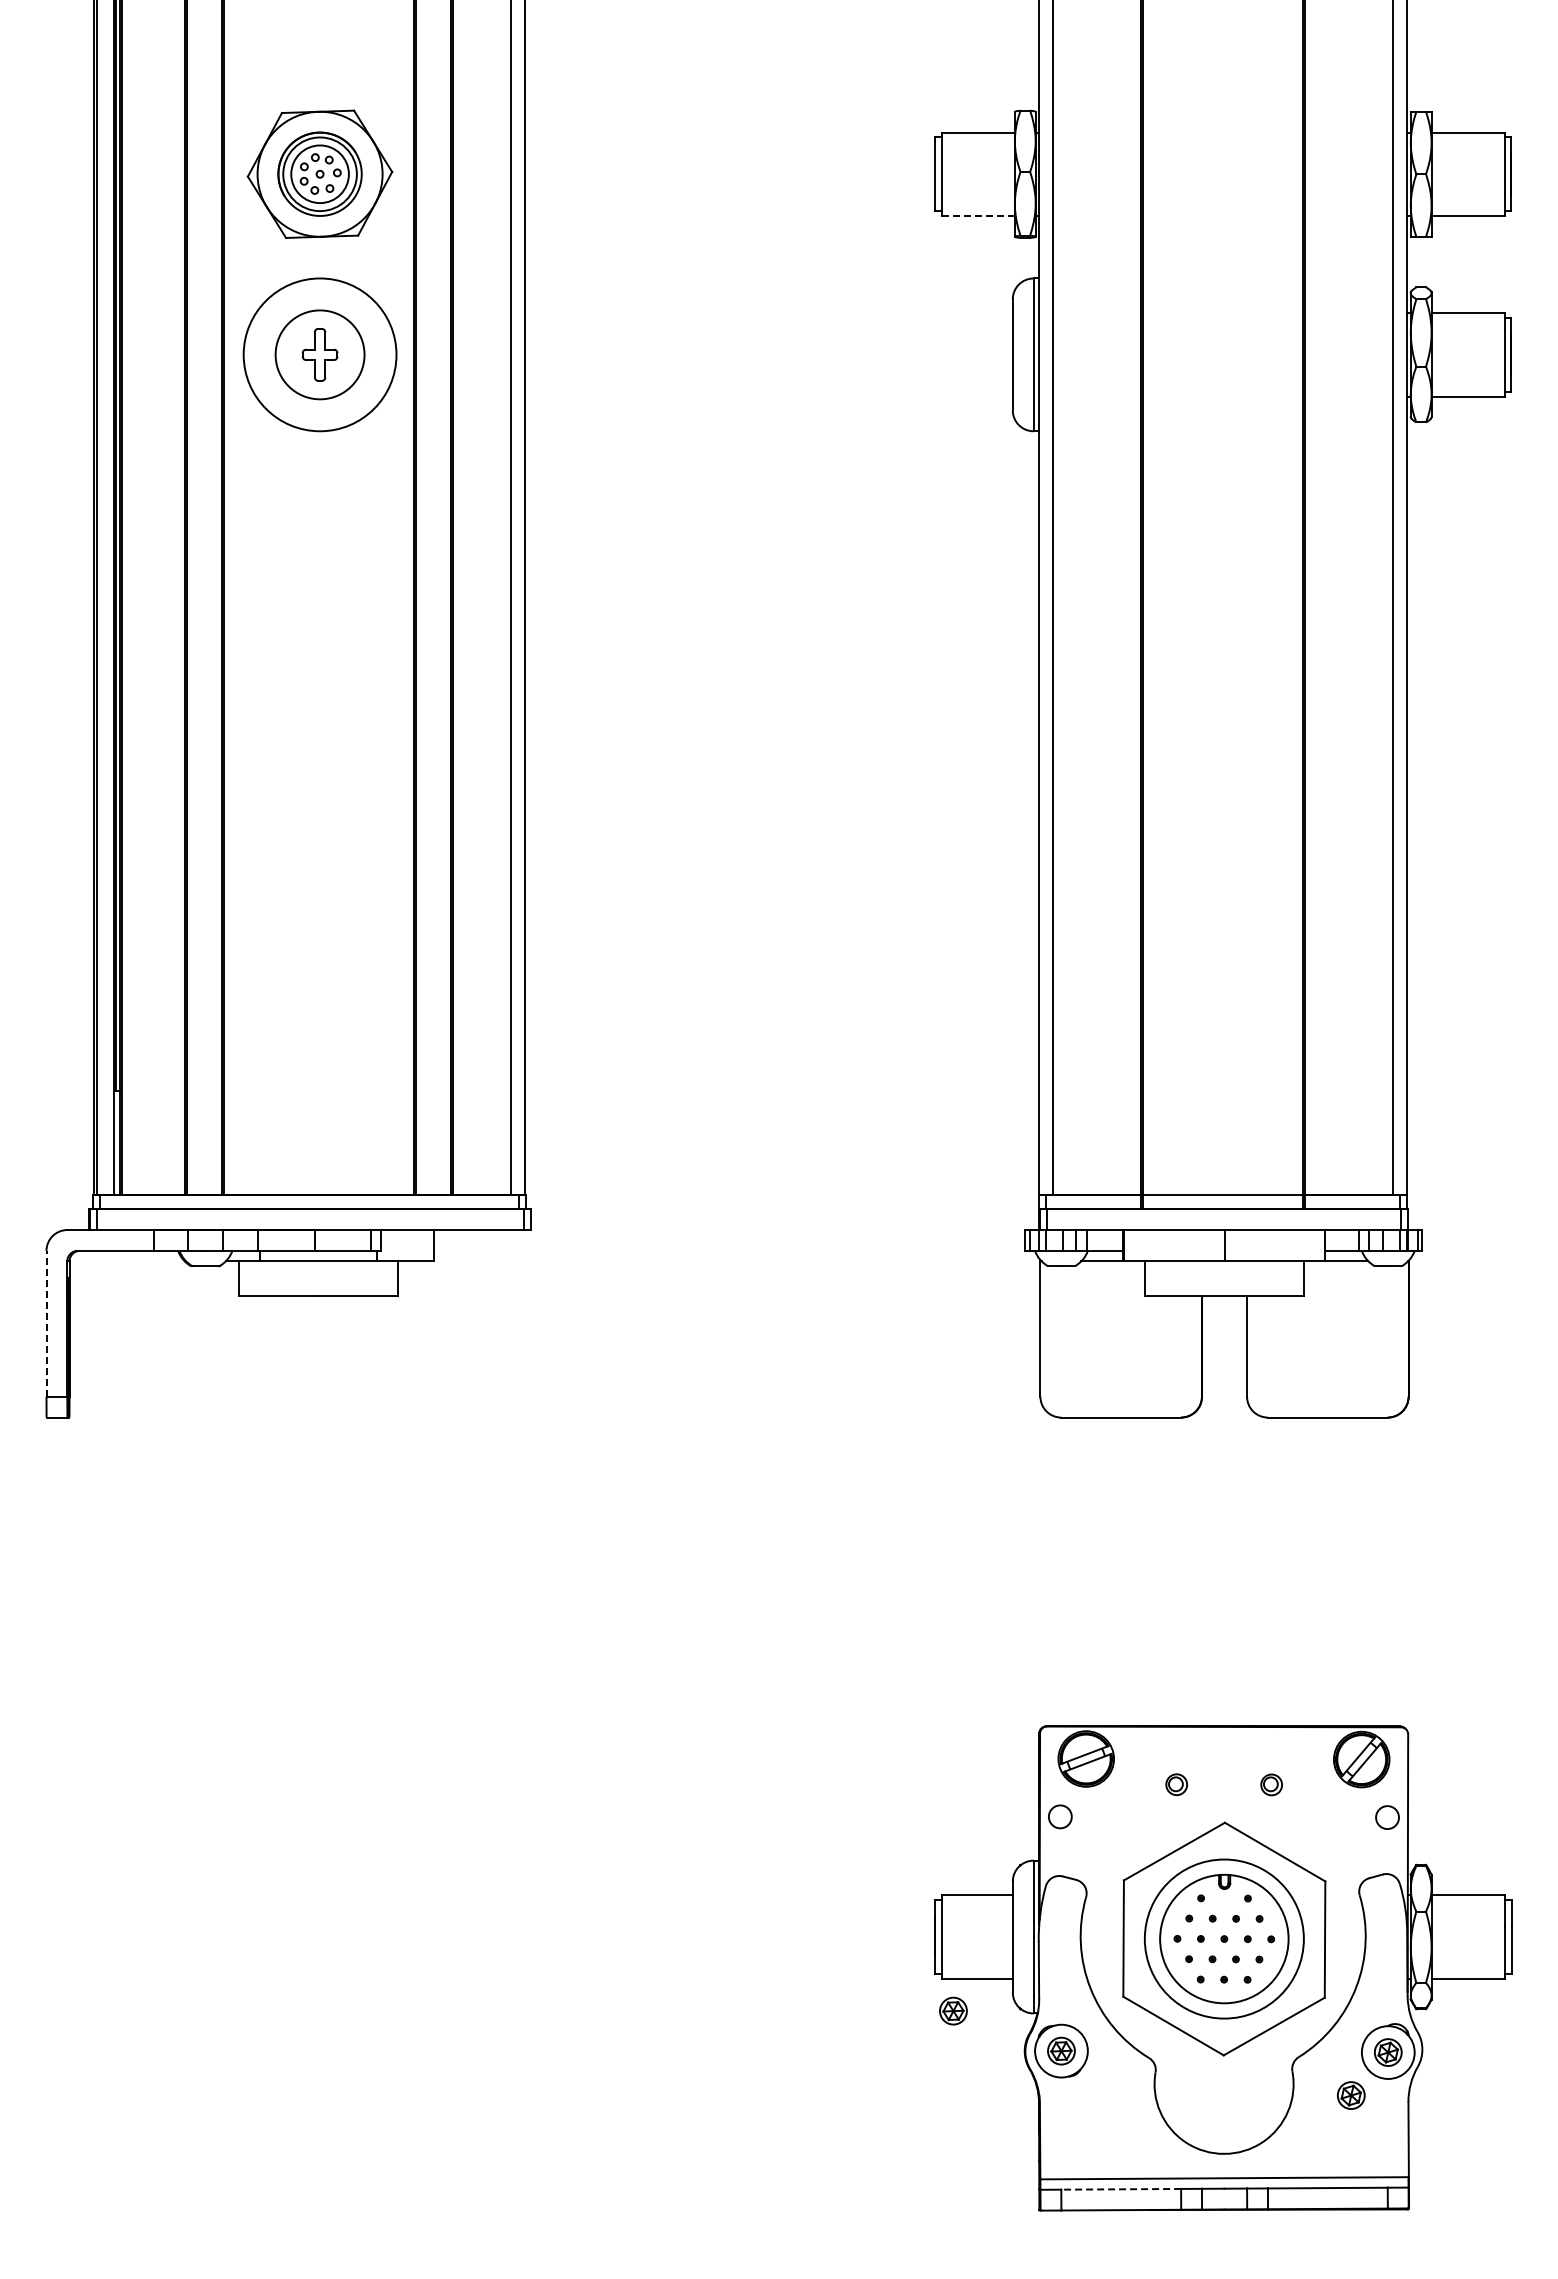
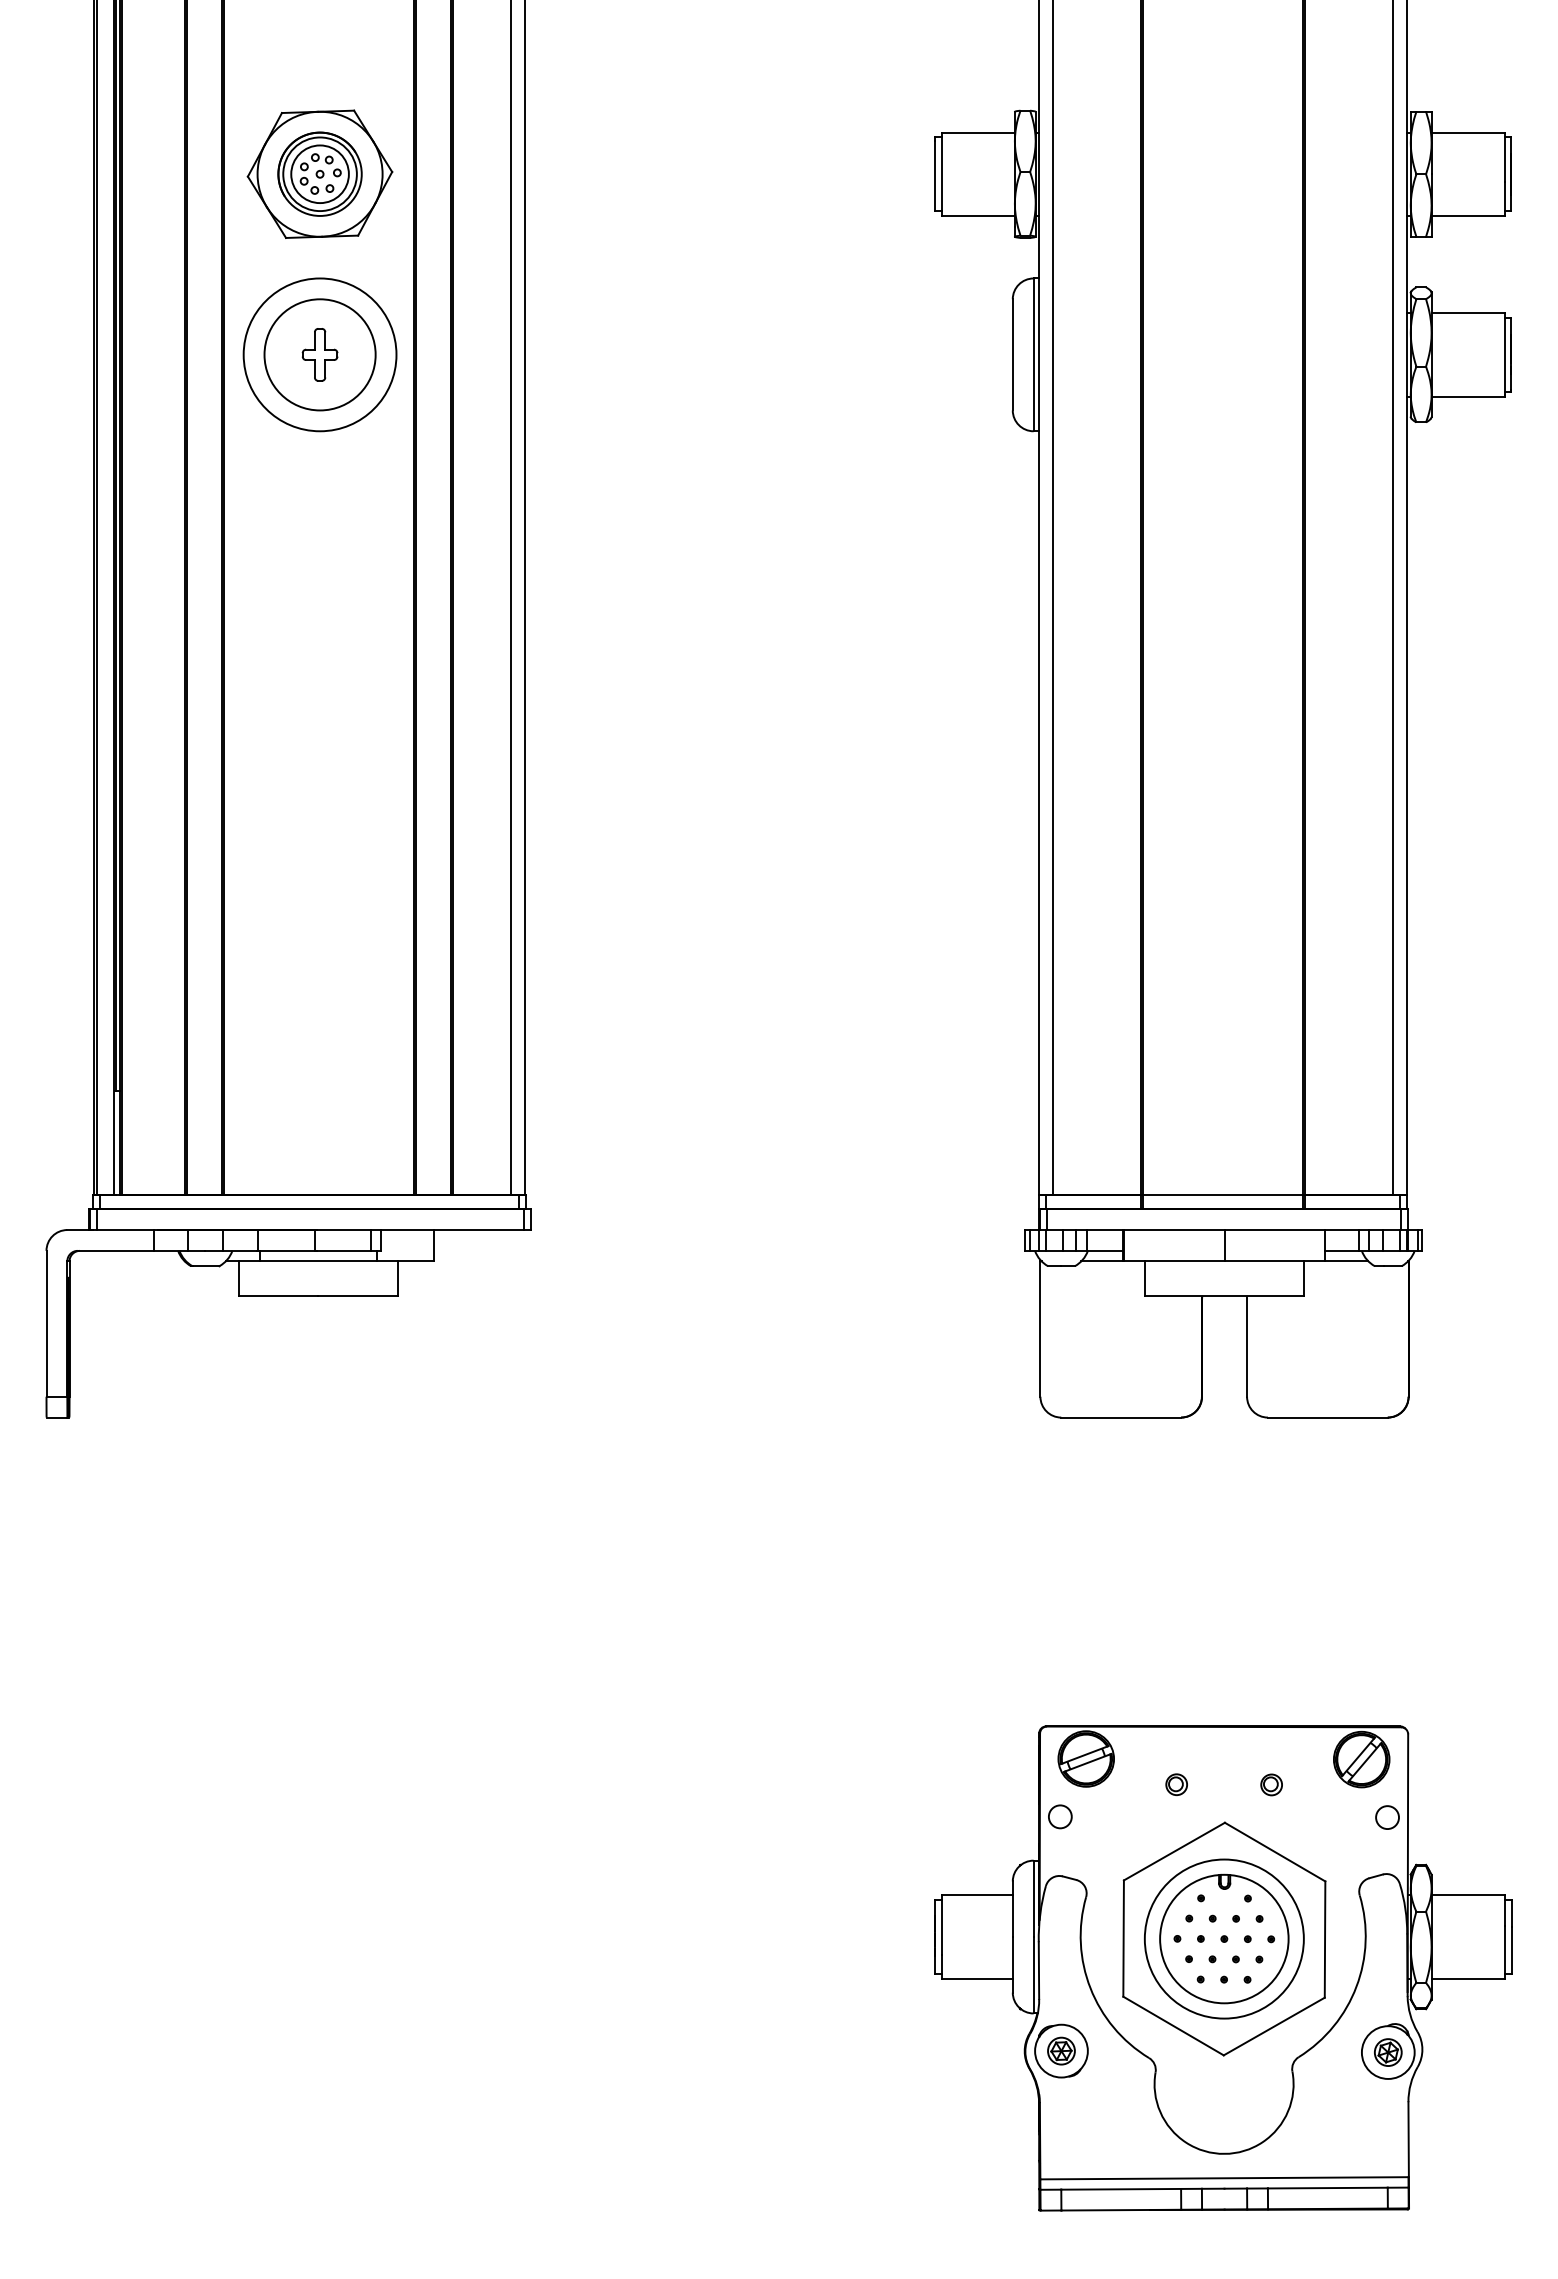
line: dashed -> solid (977, 215)
circle diameter: 89 px -> 111 px (319, 354)
line: dashed -> solid (46, 1323)
part: present -> none (953, 2010)
part: present -> none (1351, 2095)
line: dashed -> solid (1121, 2189)
